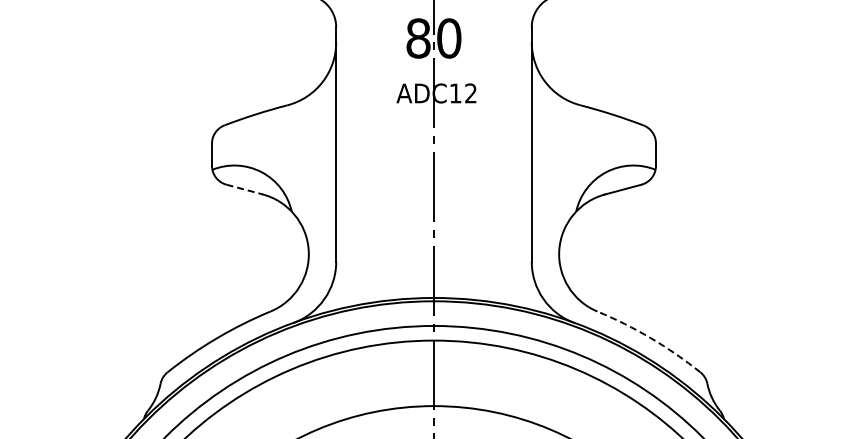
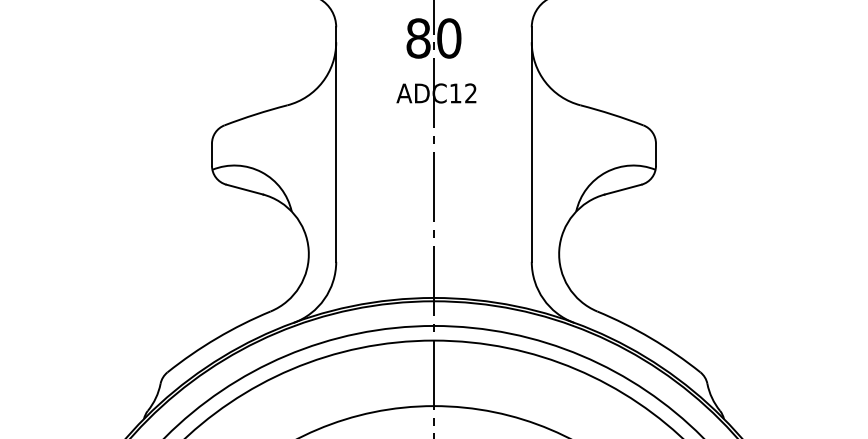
line: dashed -> solid (245, 189)
arc: dashed -> solid (651, 338)
